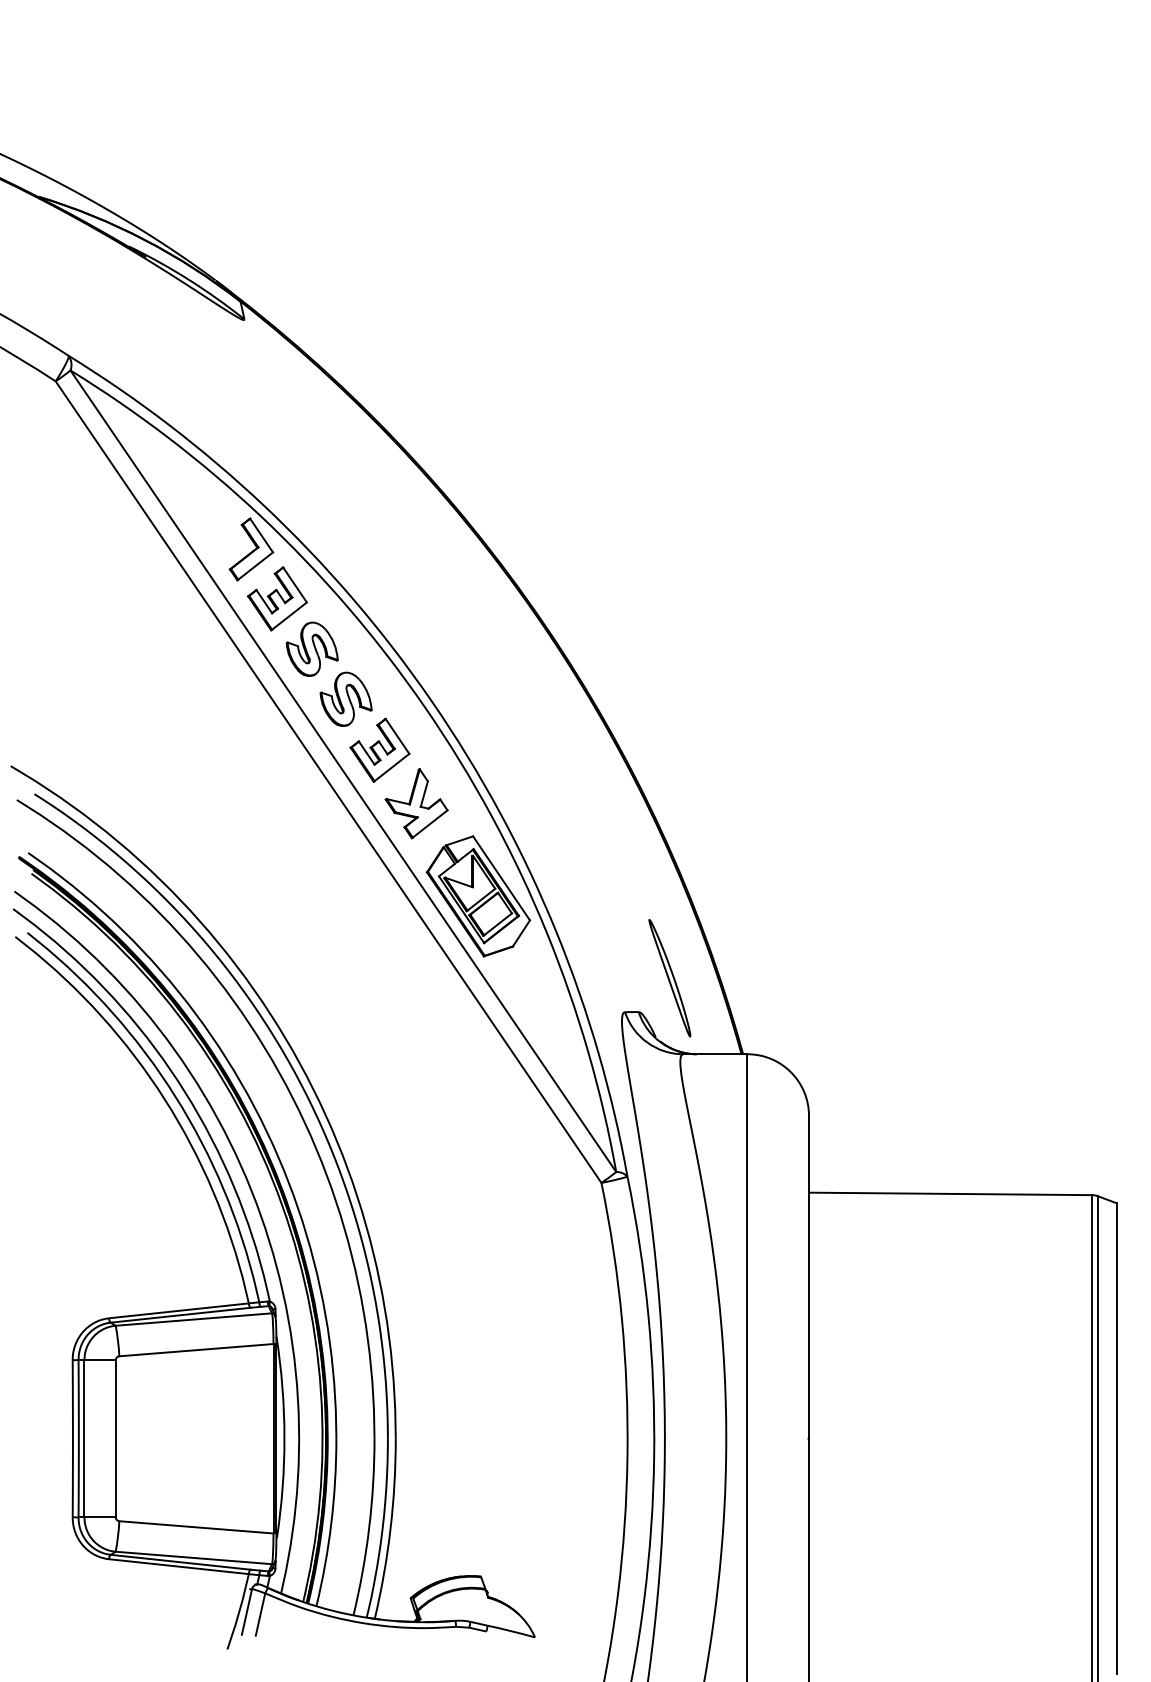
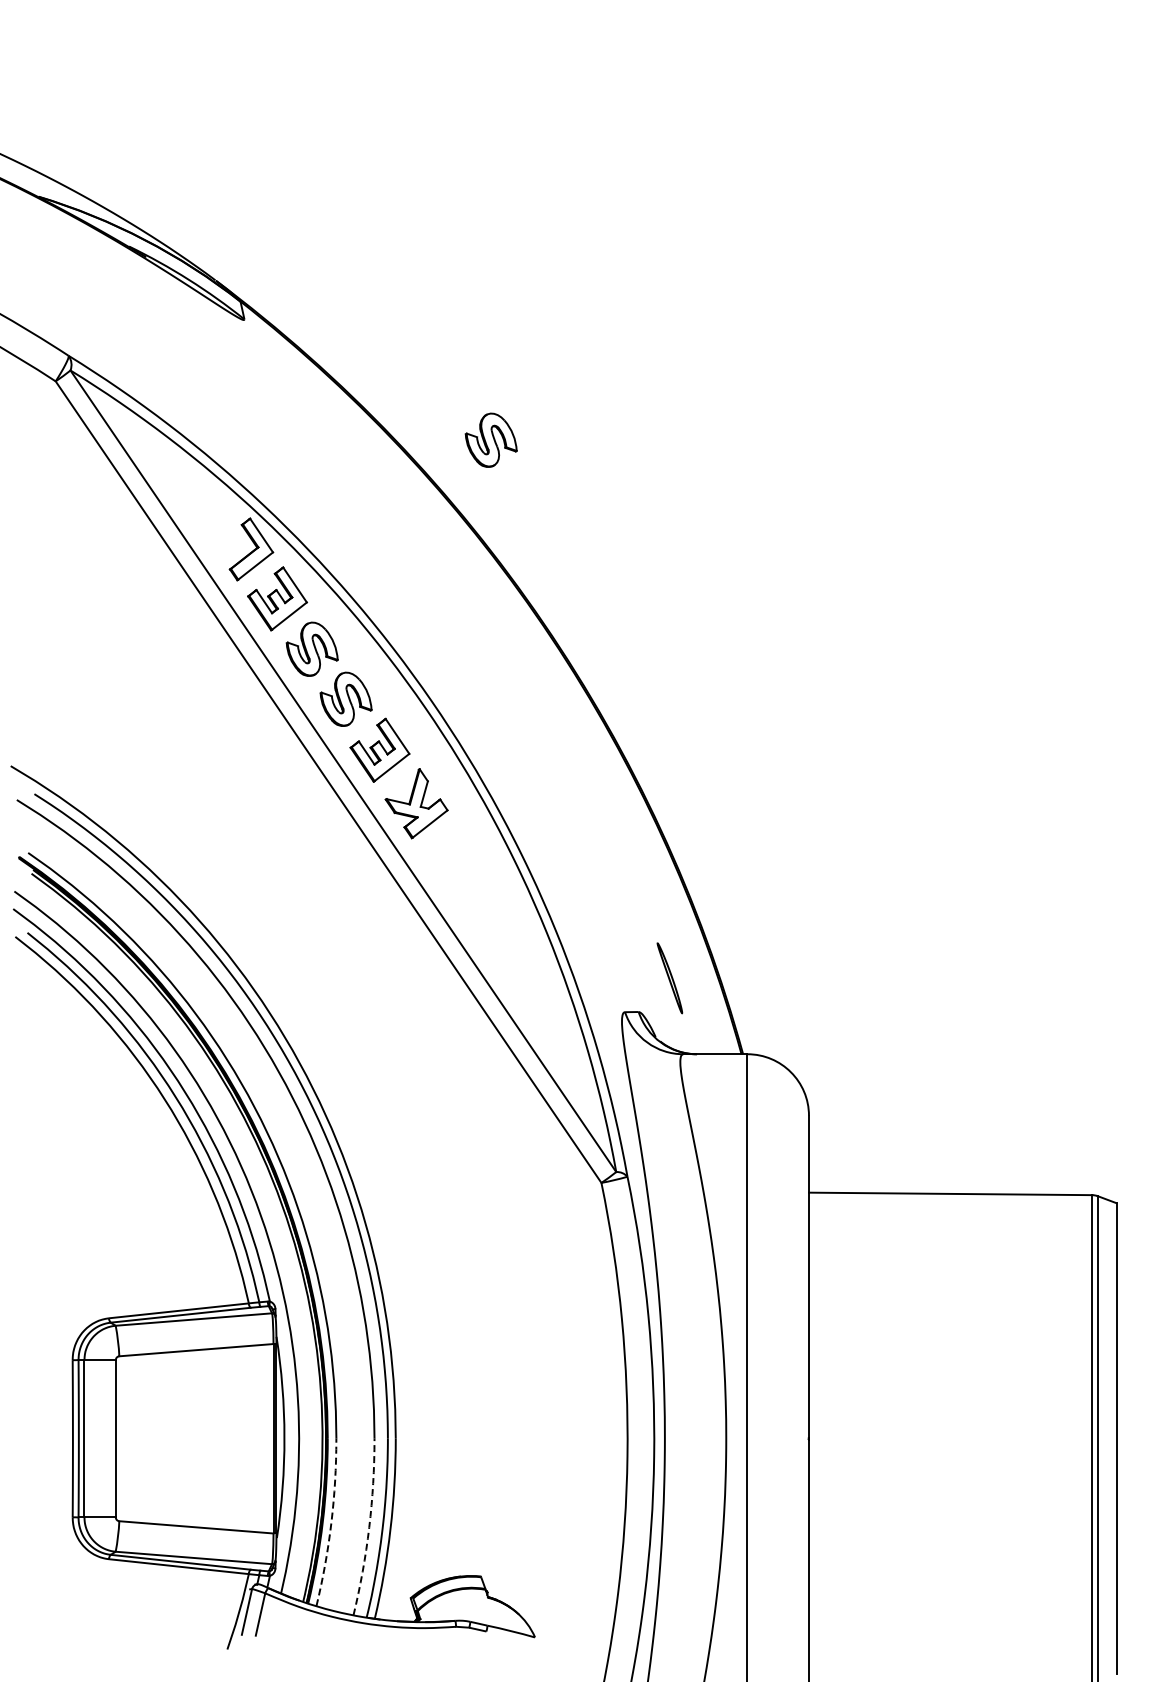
part: none -> present (490, 439)
part: present -> none (478, 896)
part size: 44x119 px -> 28x73 px (669, 978)
arc: solid -> dashed (331, 1523)
arc: solid -> dashed (369, 1527)
